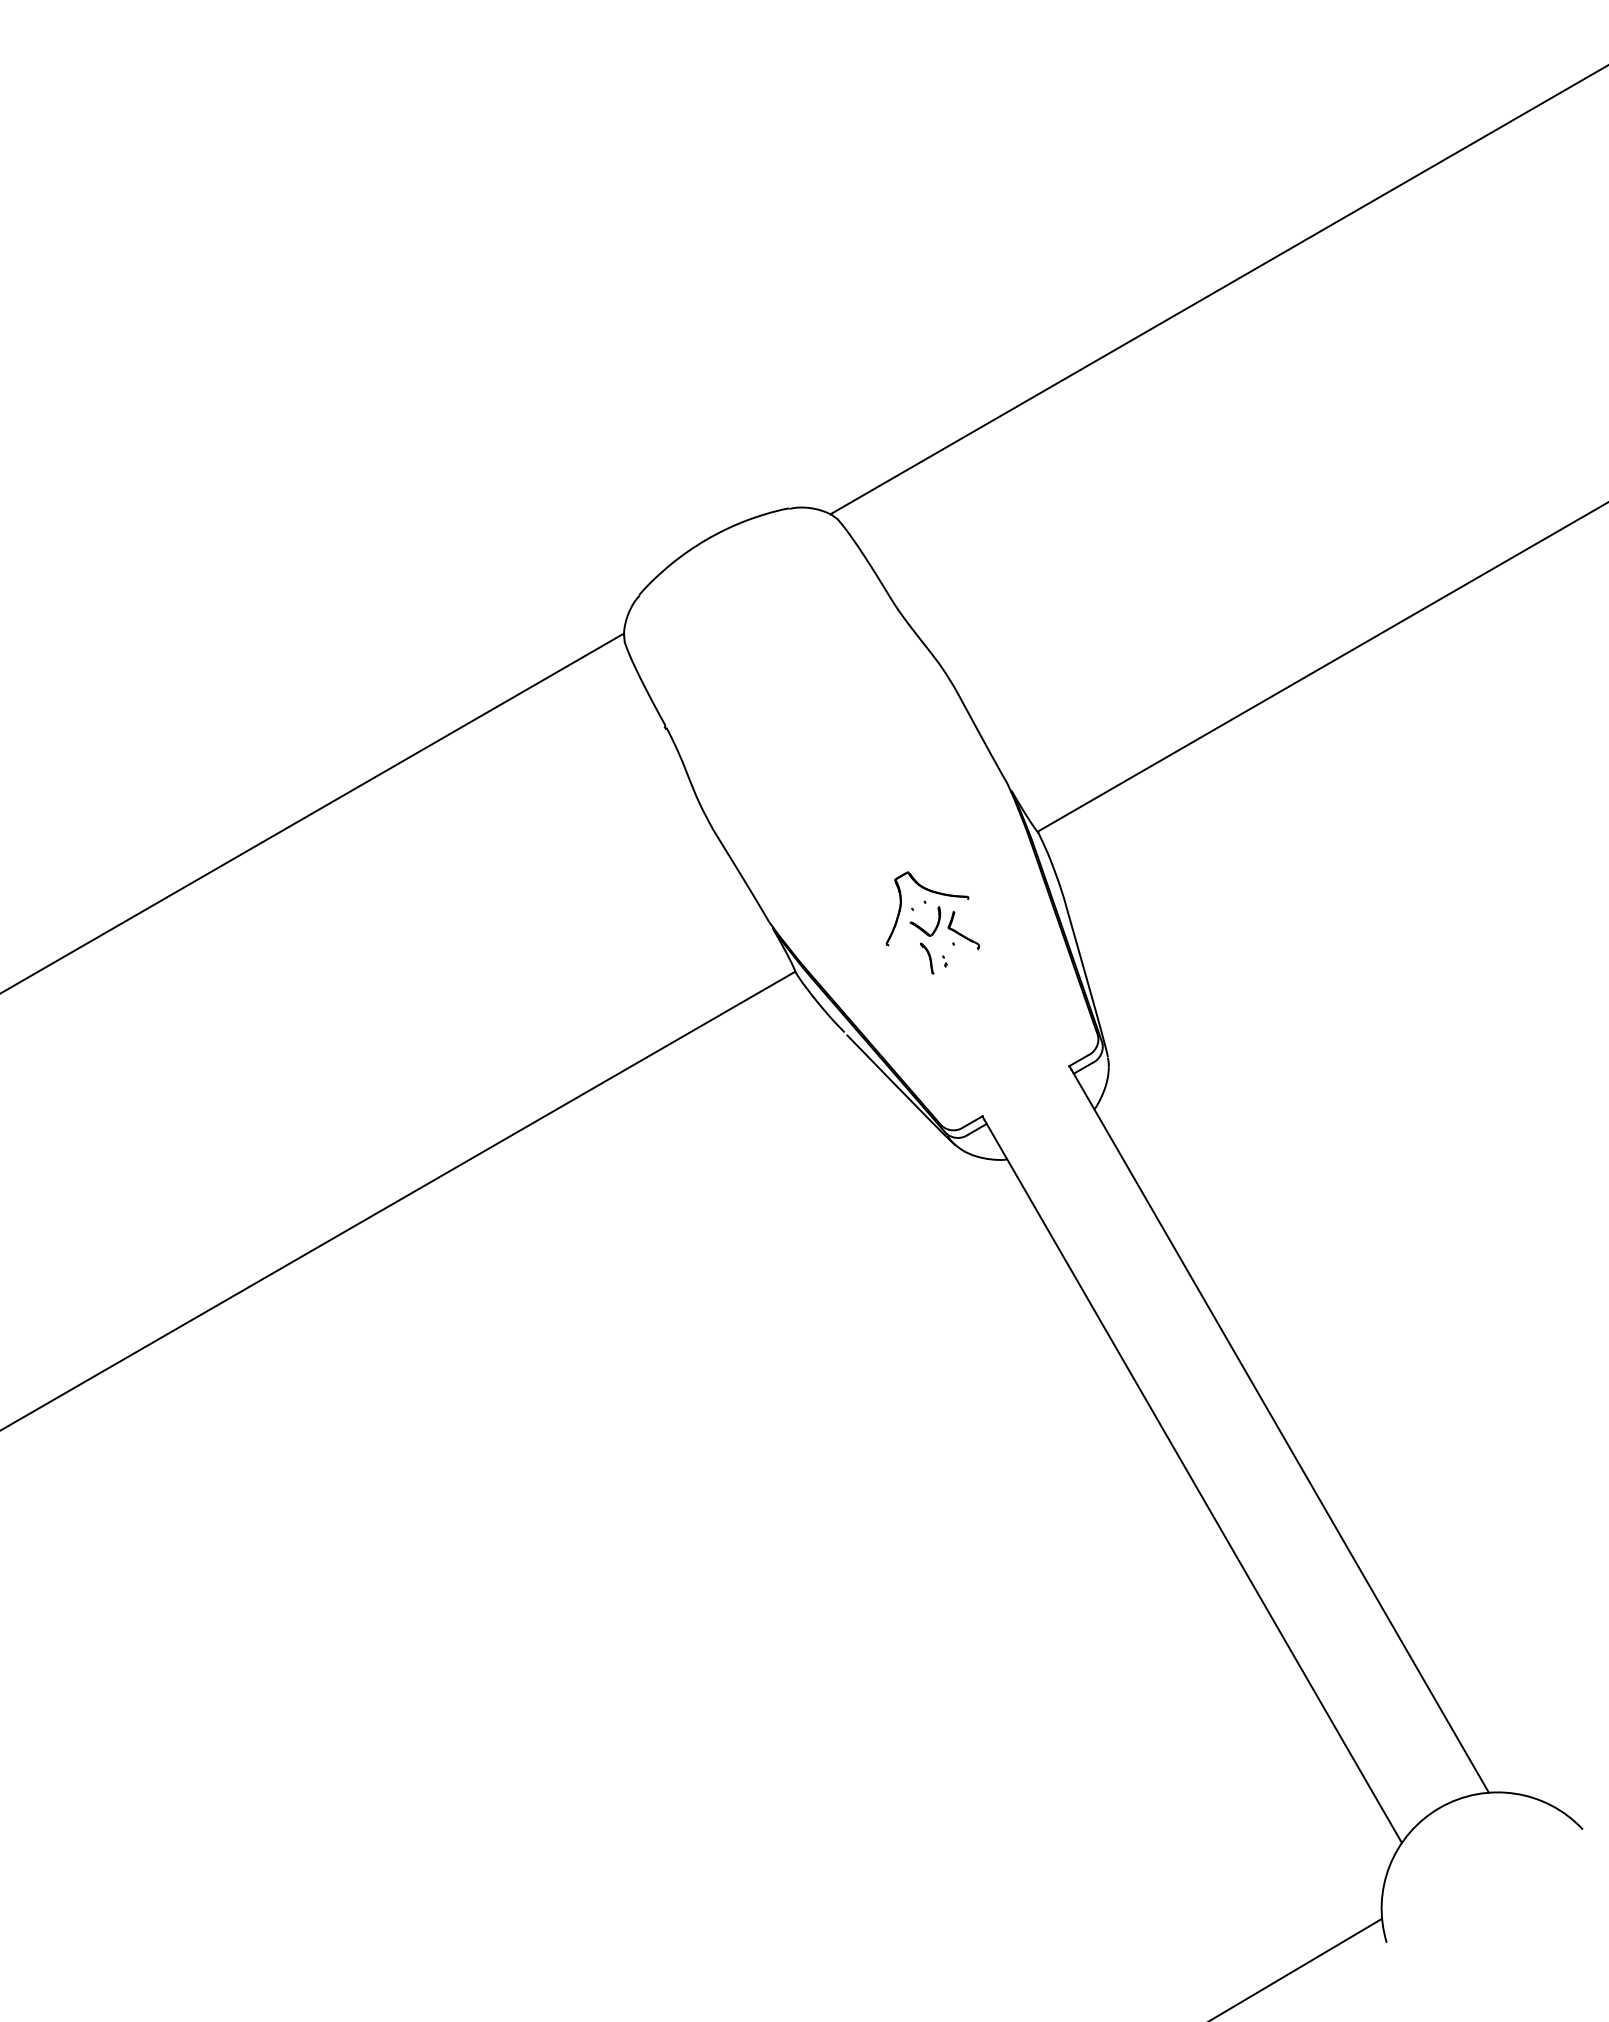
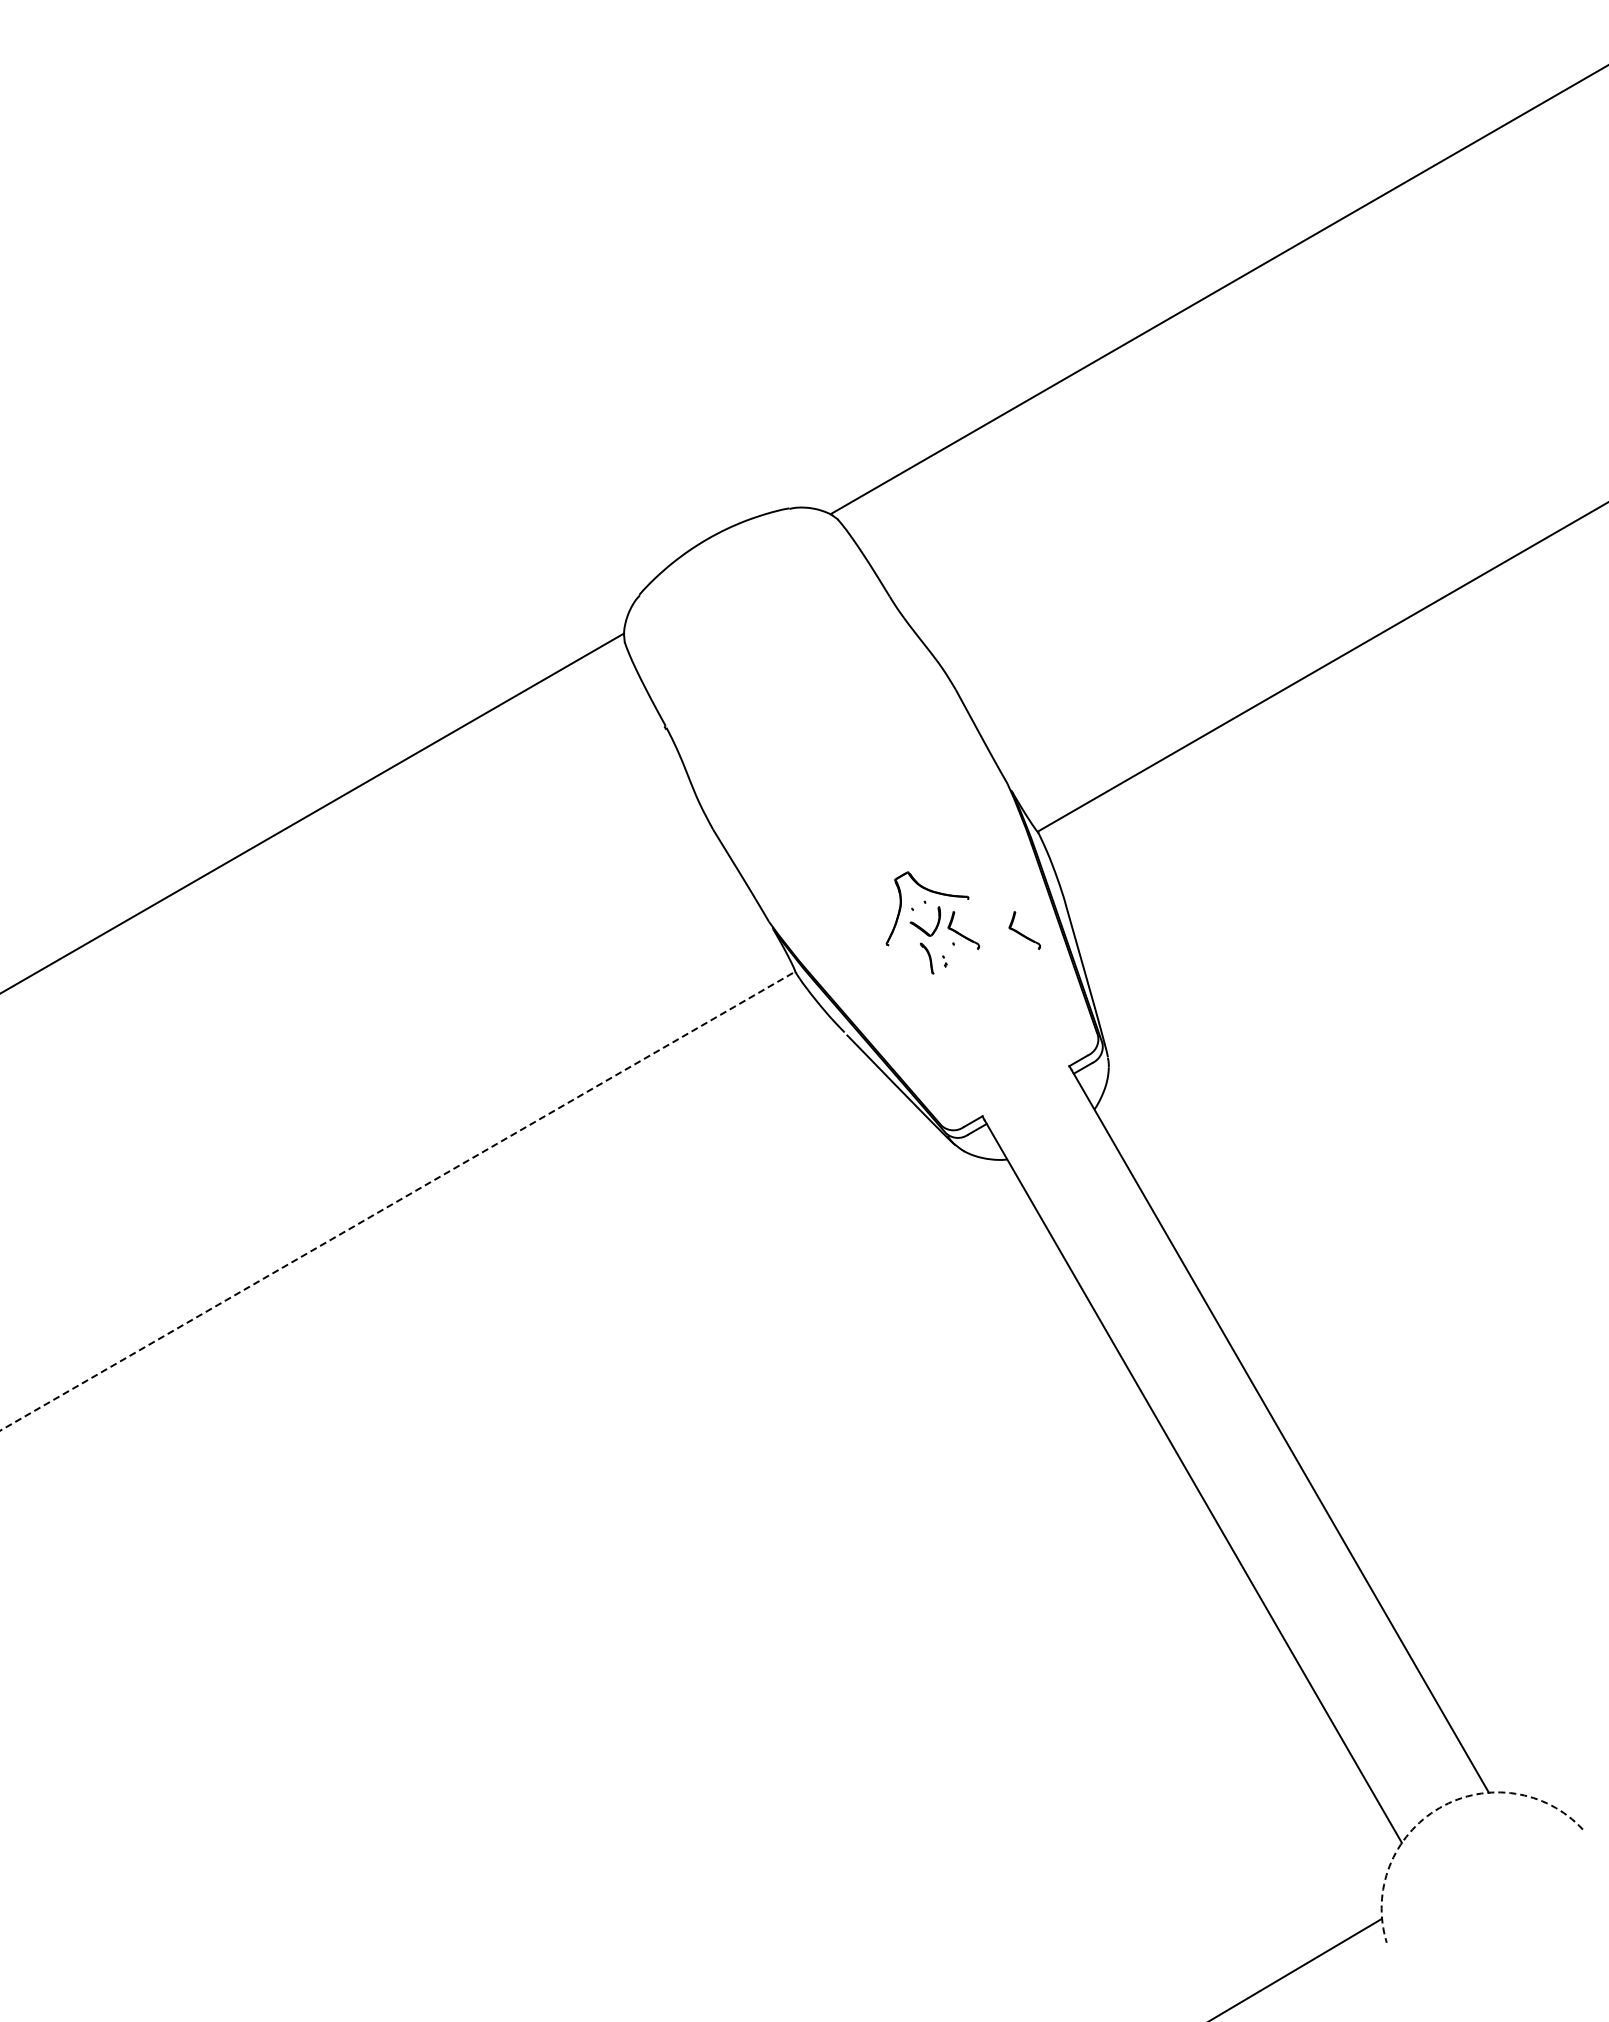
part: none -> present (1024, 930)
line: solid -> dashed (397, 1201)
arc: solid -> dashed (1439, 1807)
